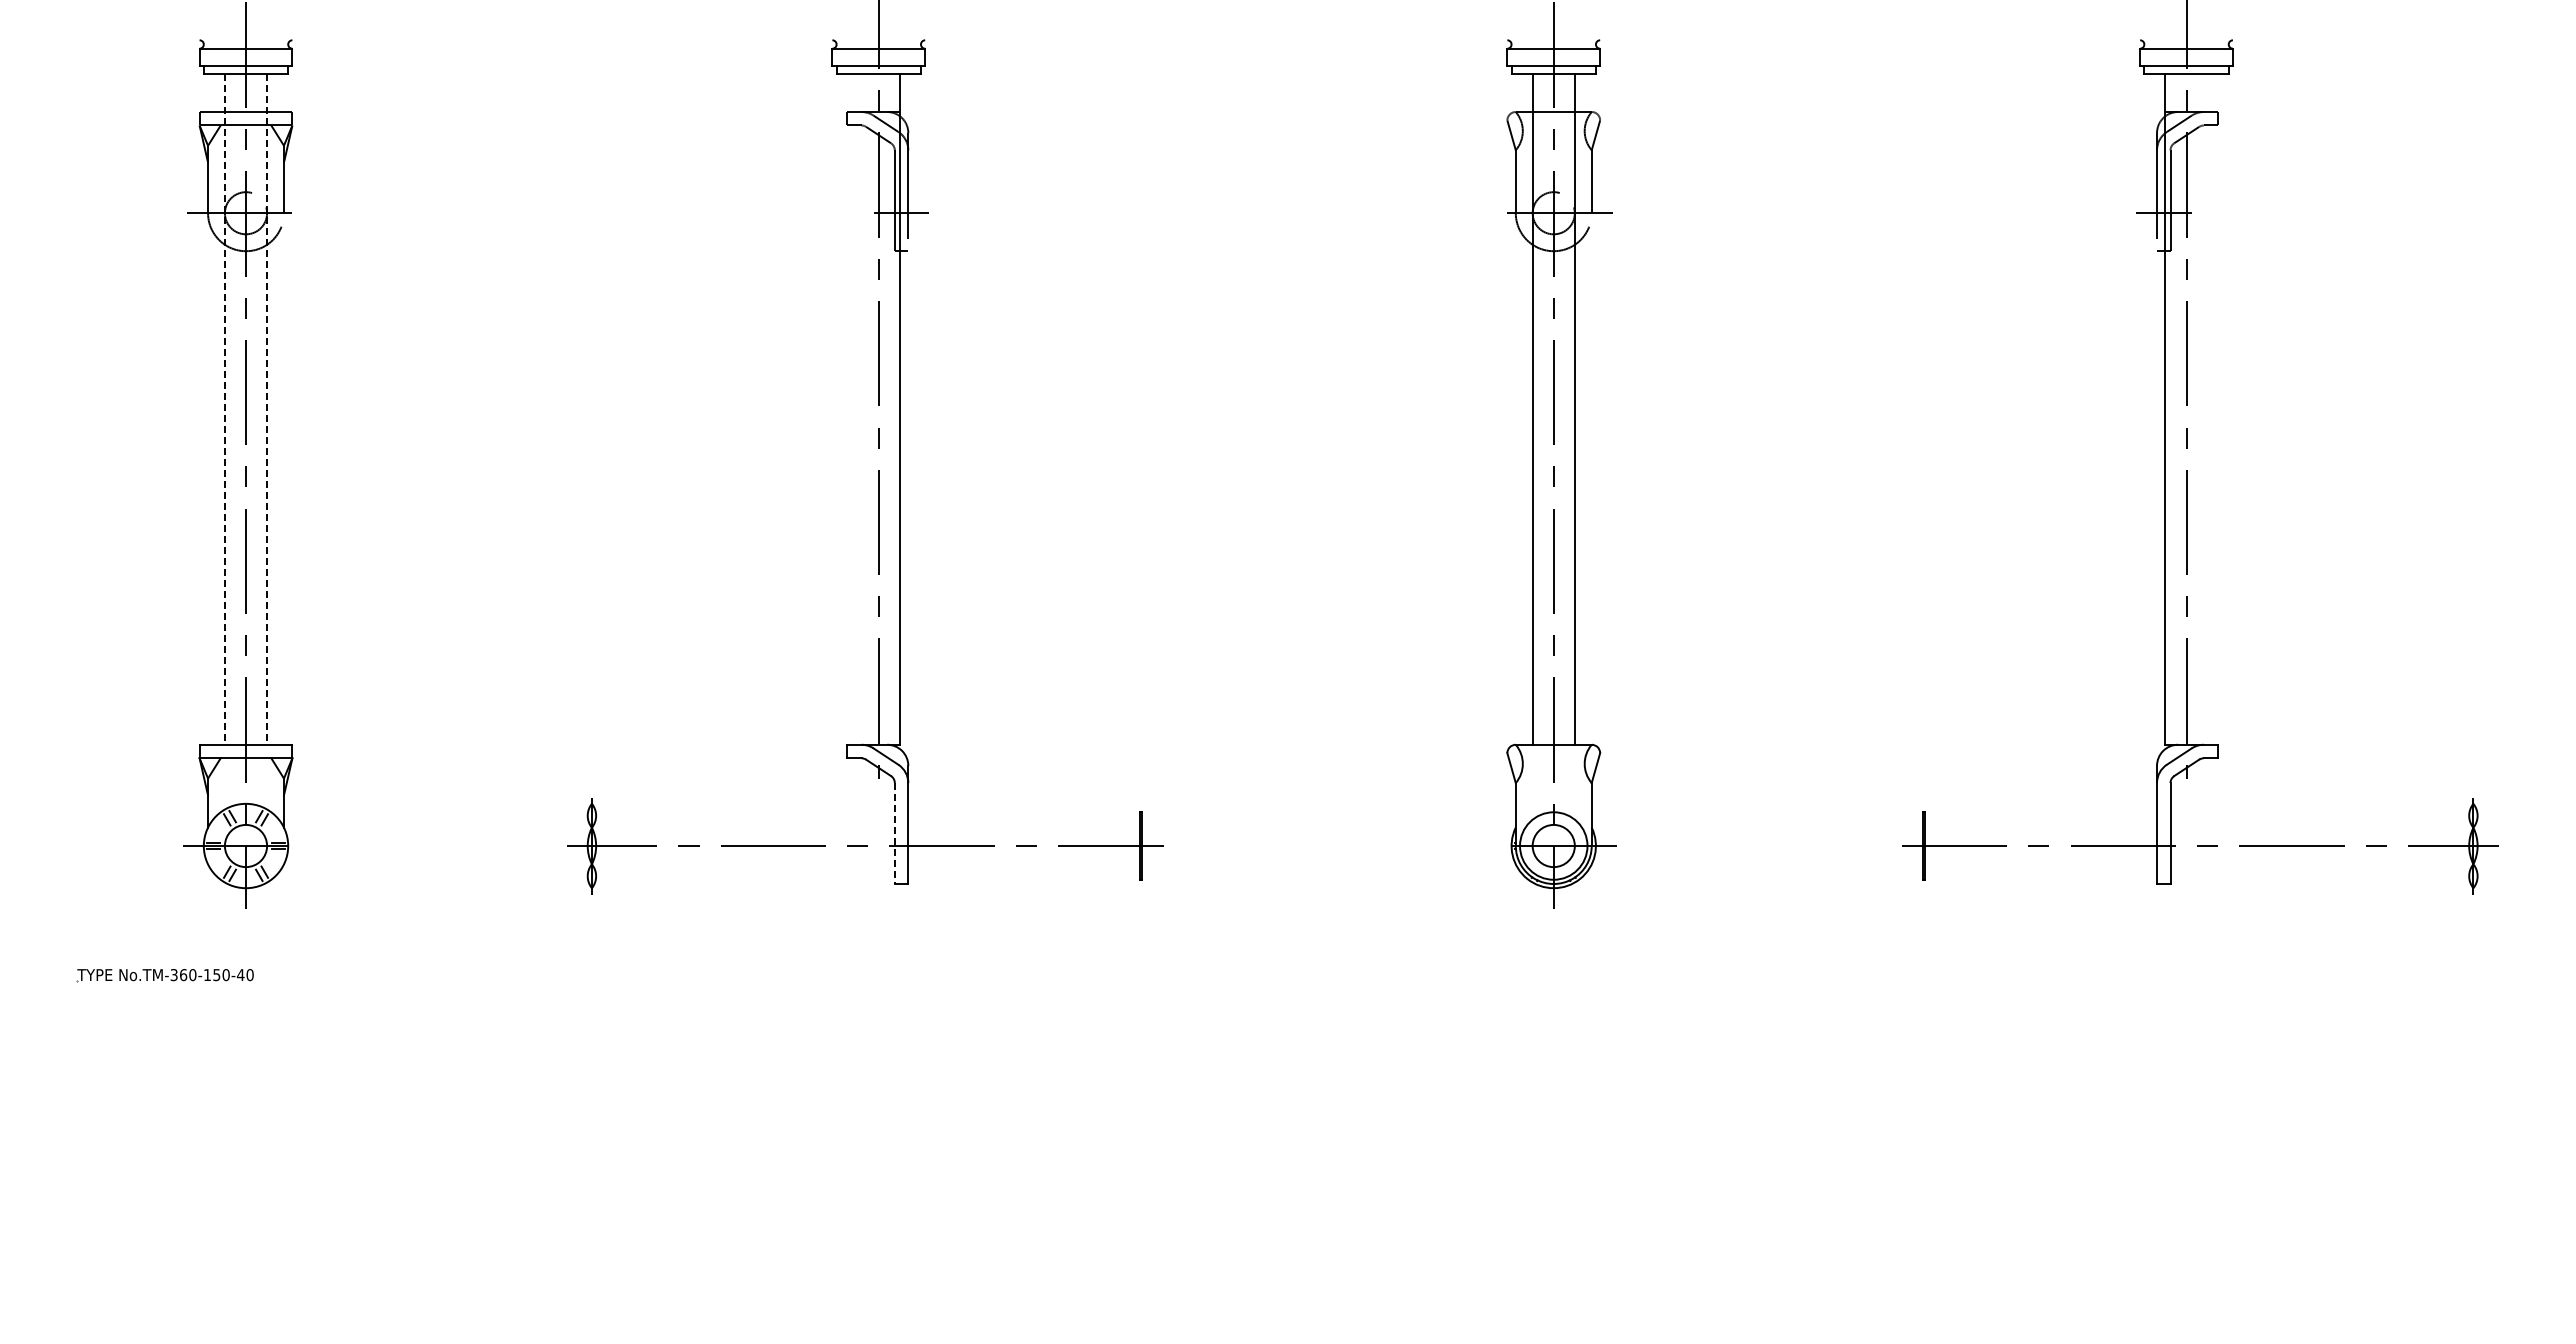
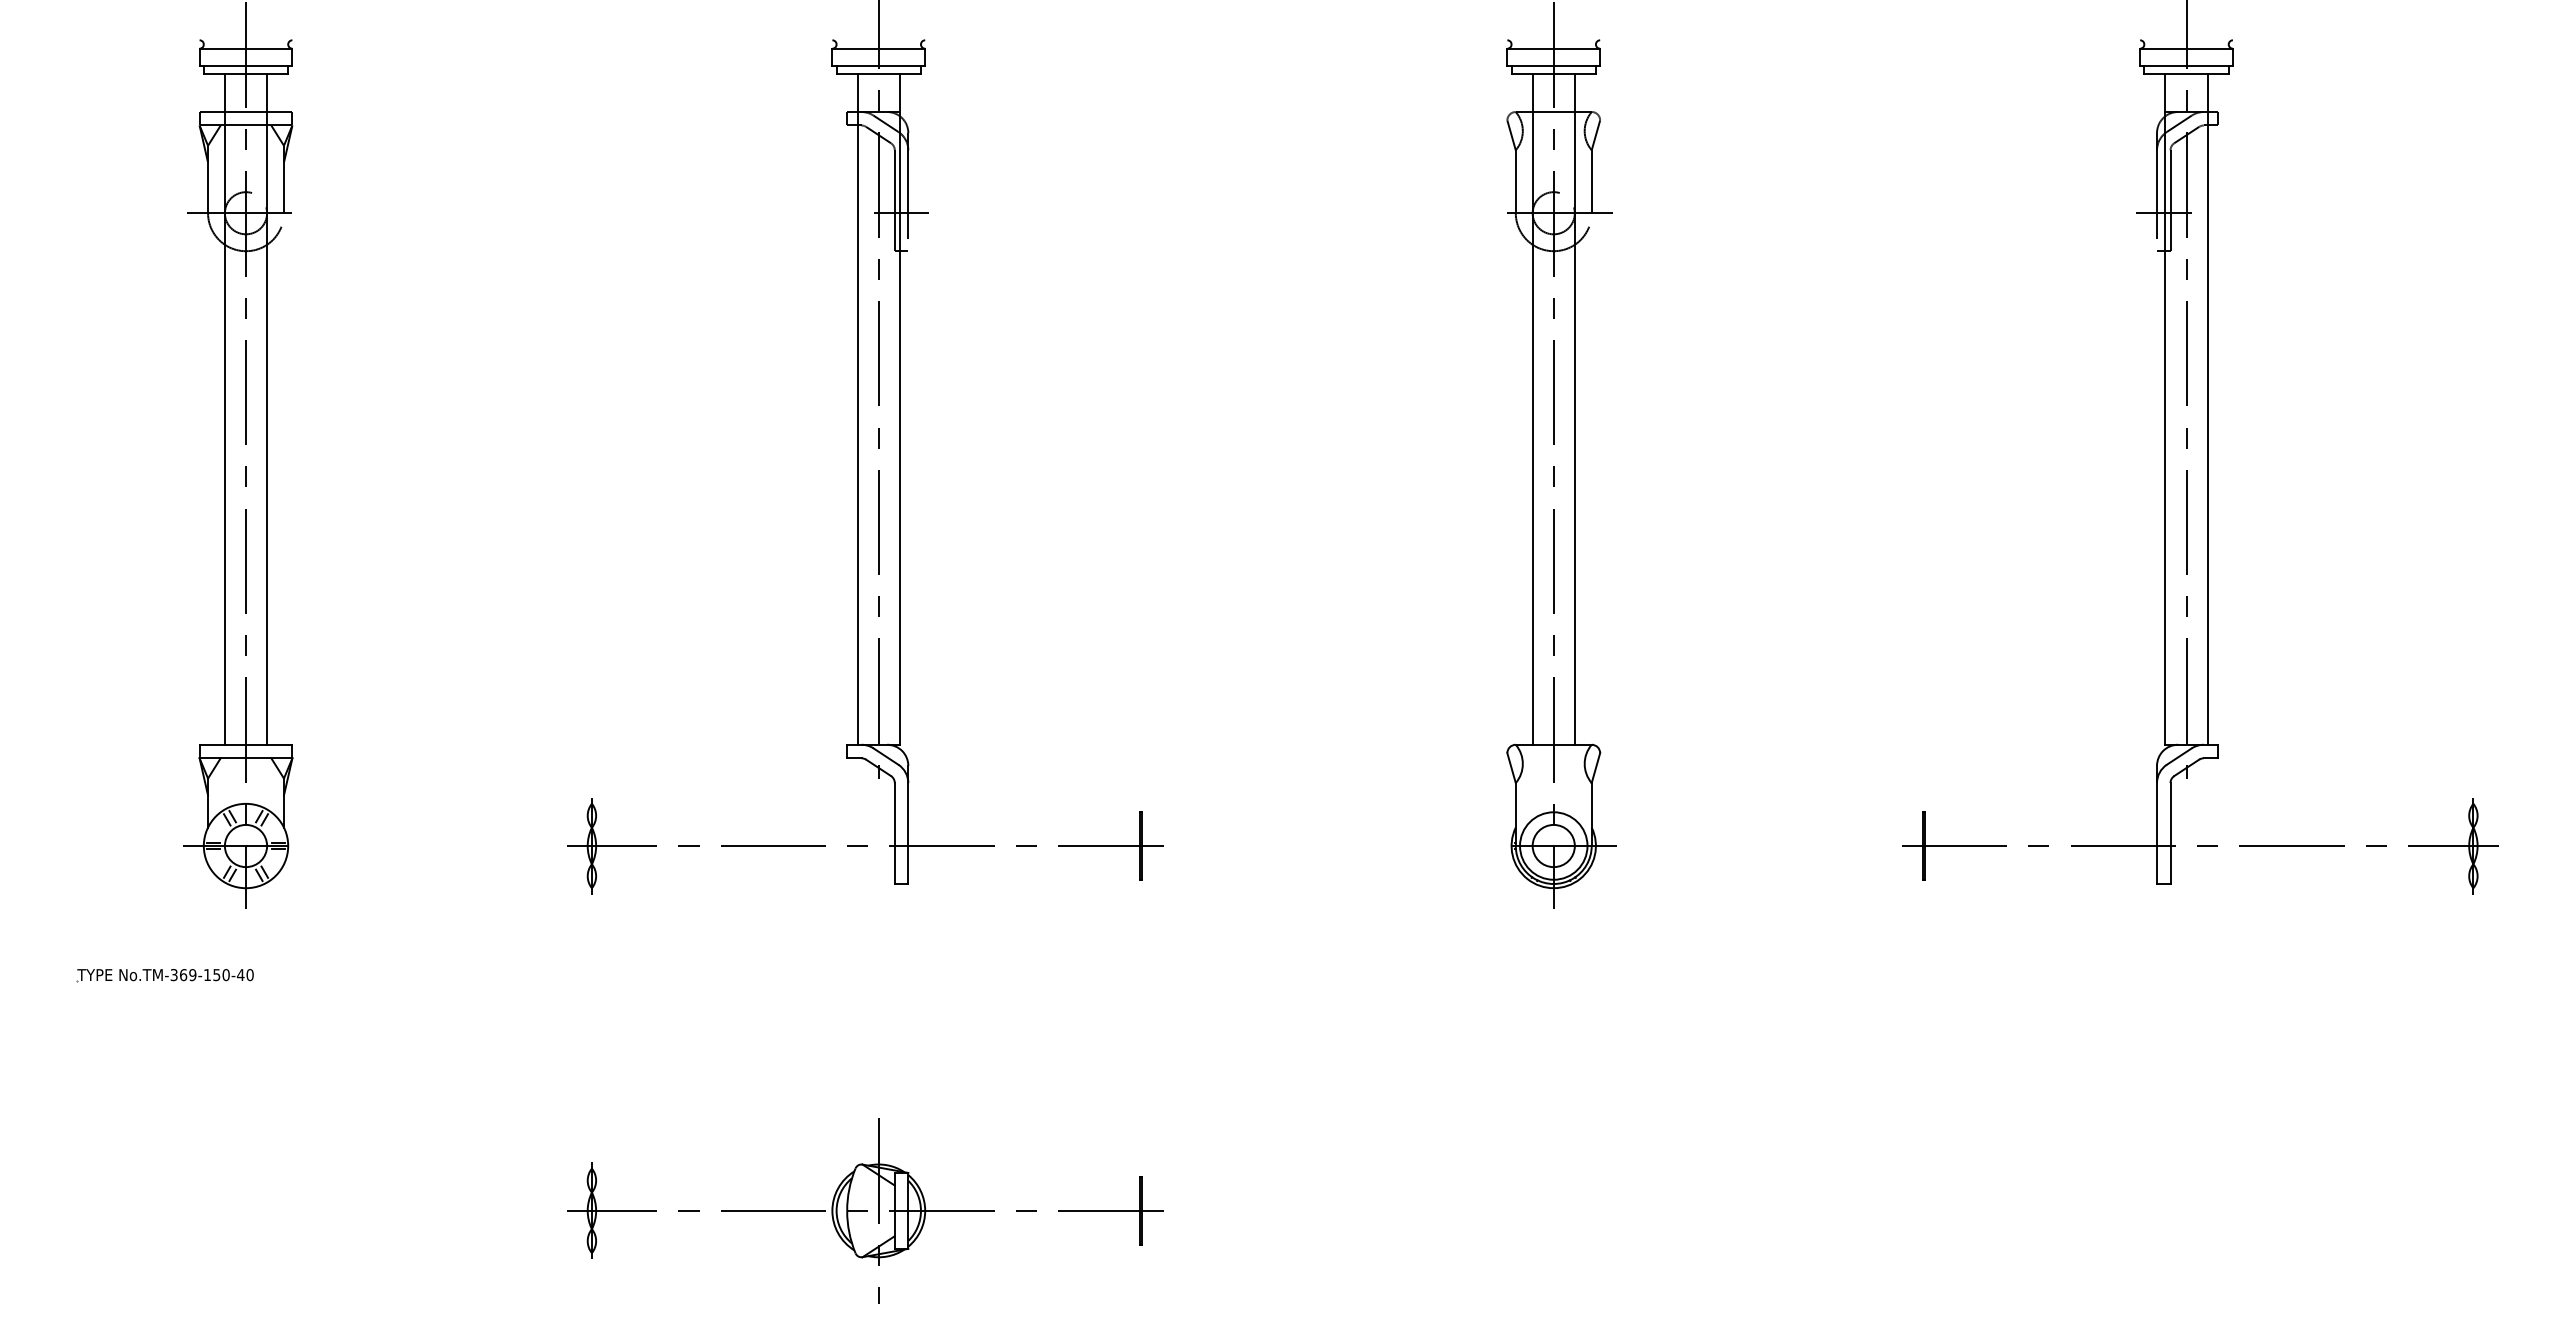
line: dashed -> solid (224, 409)
line: dashed -> solid (267, 409)
line: none -> present (857, 409)
line: none -> present (2207, 409)
line: dashed -> solid (894, 834)
text: No.TM-360-150-40 -> No.TM-369-150-40 (192, 975)
part: none -> present (865, 1210)
